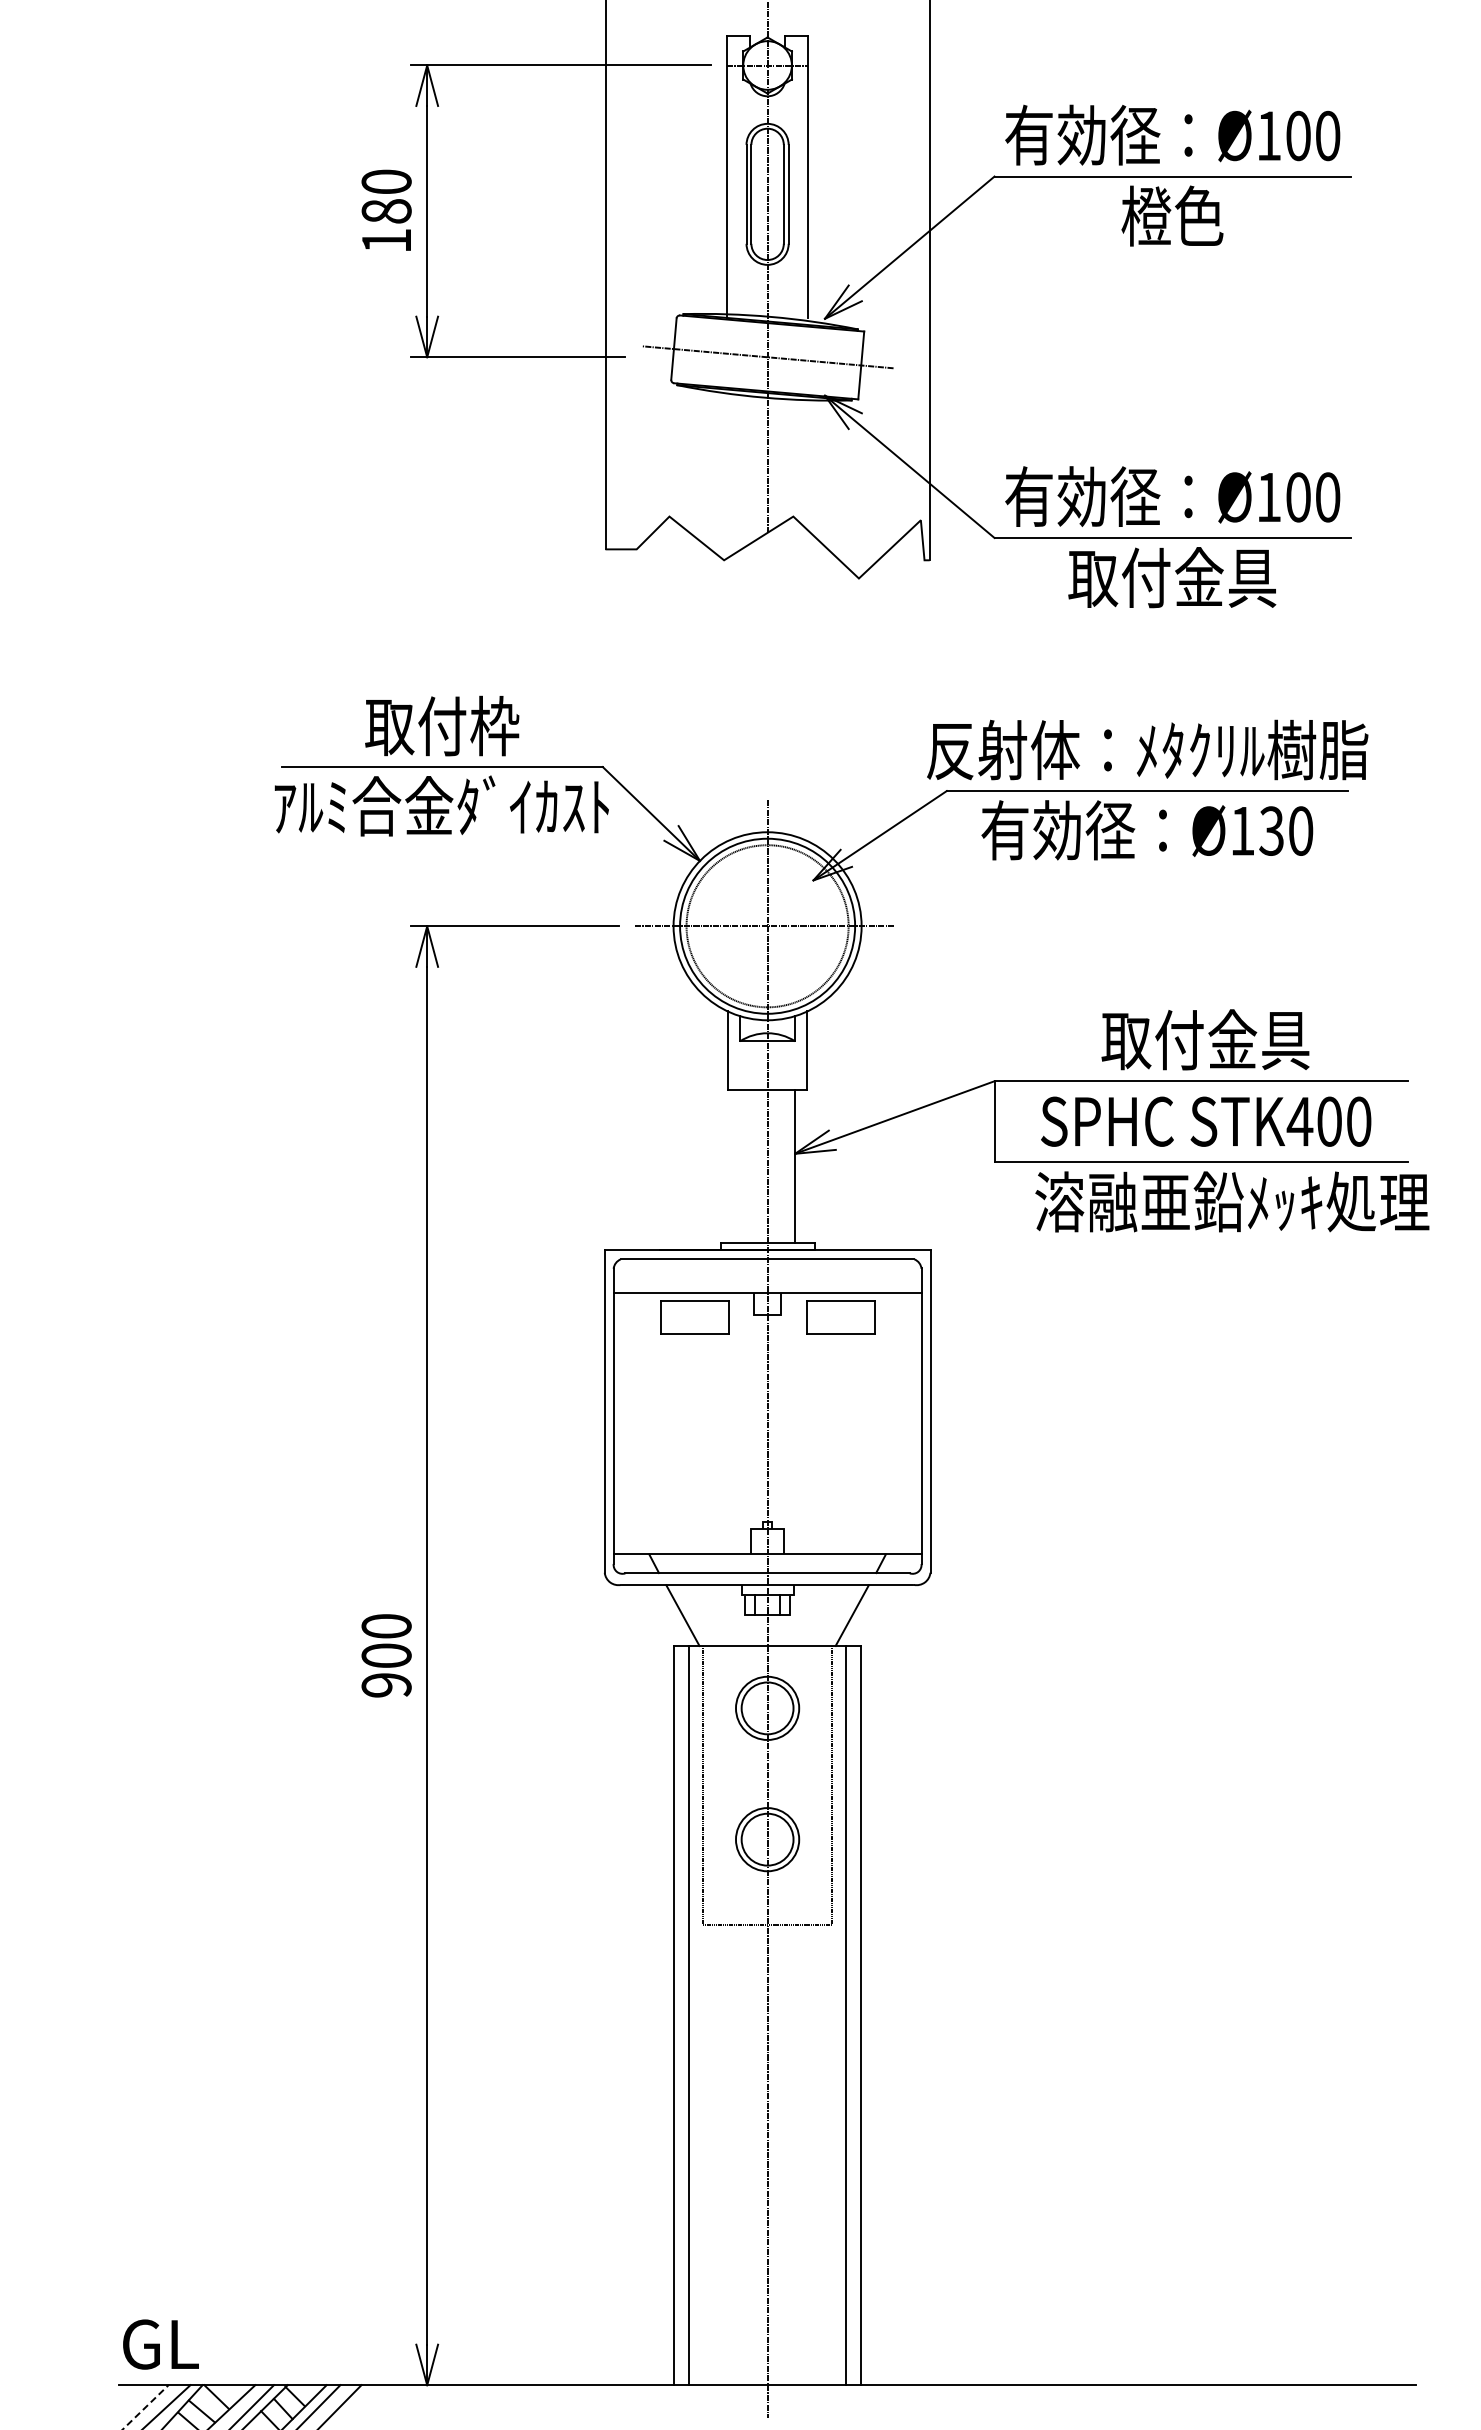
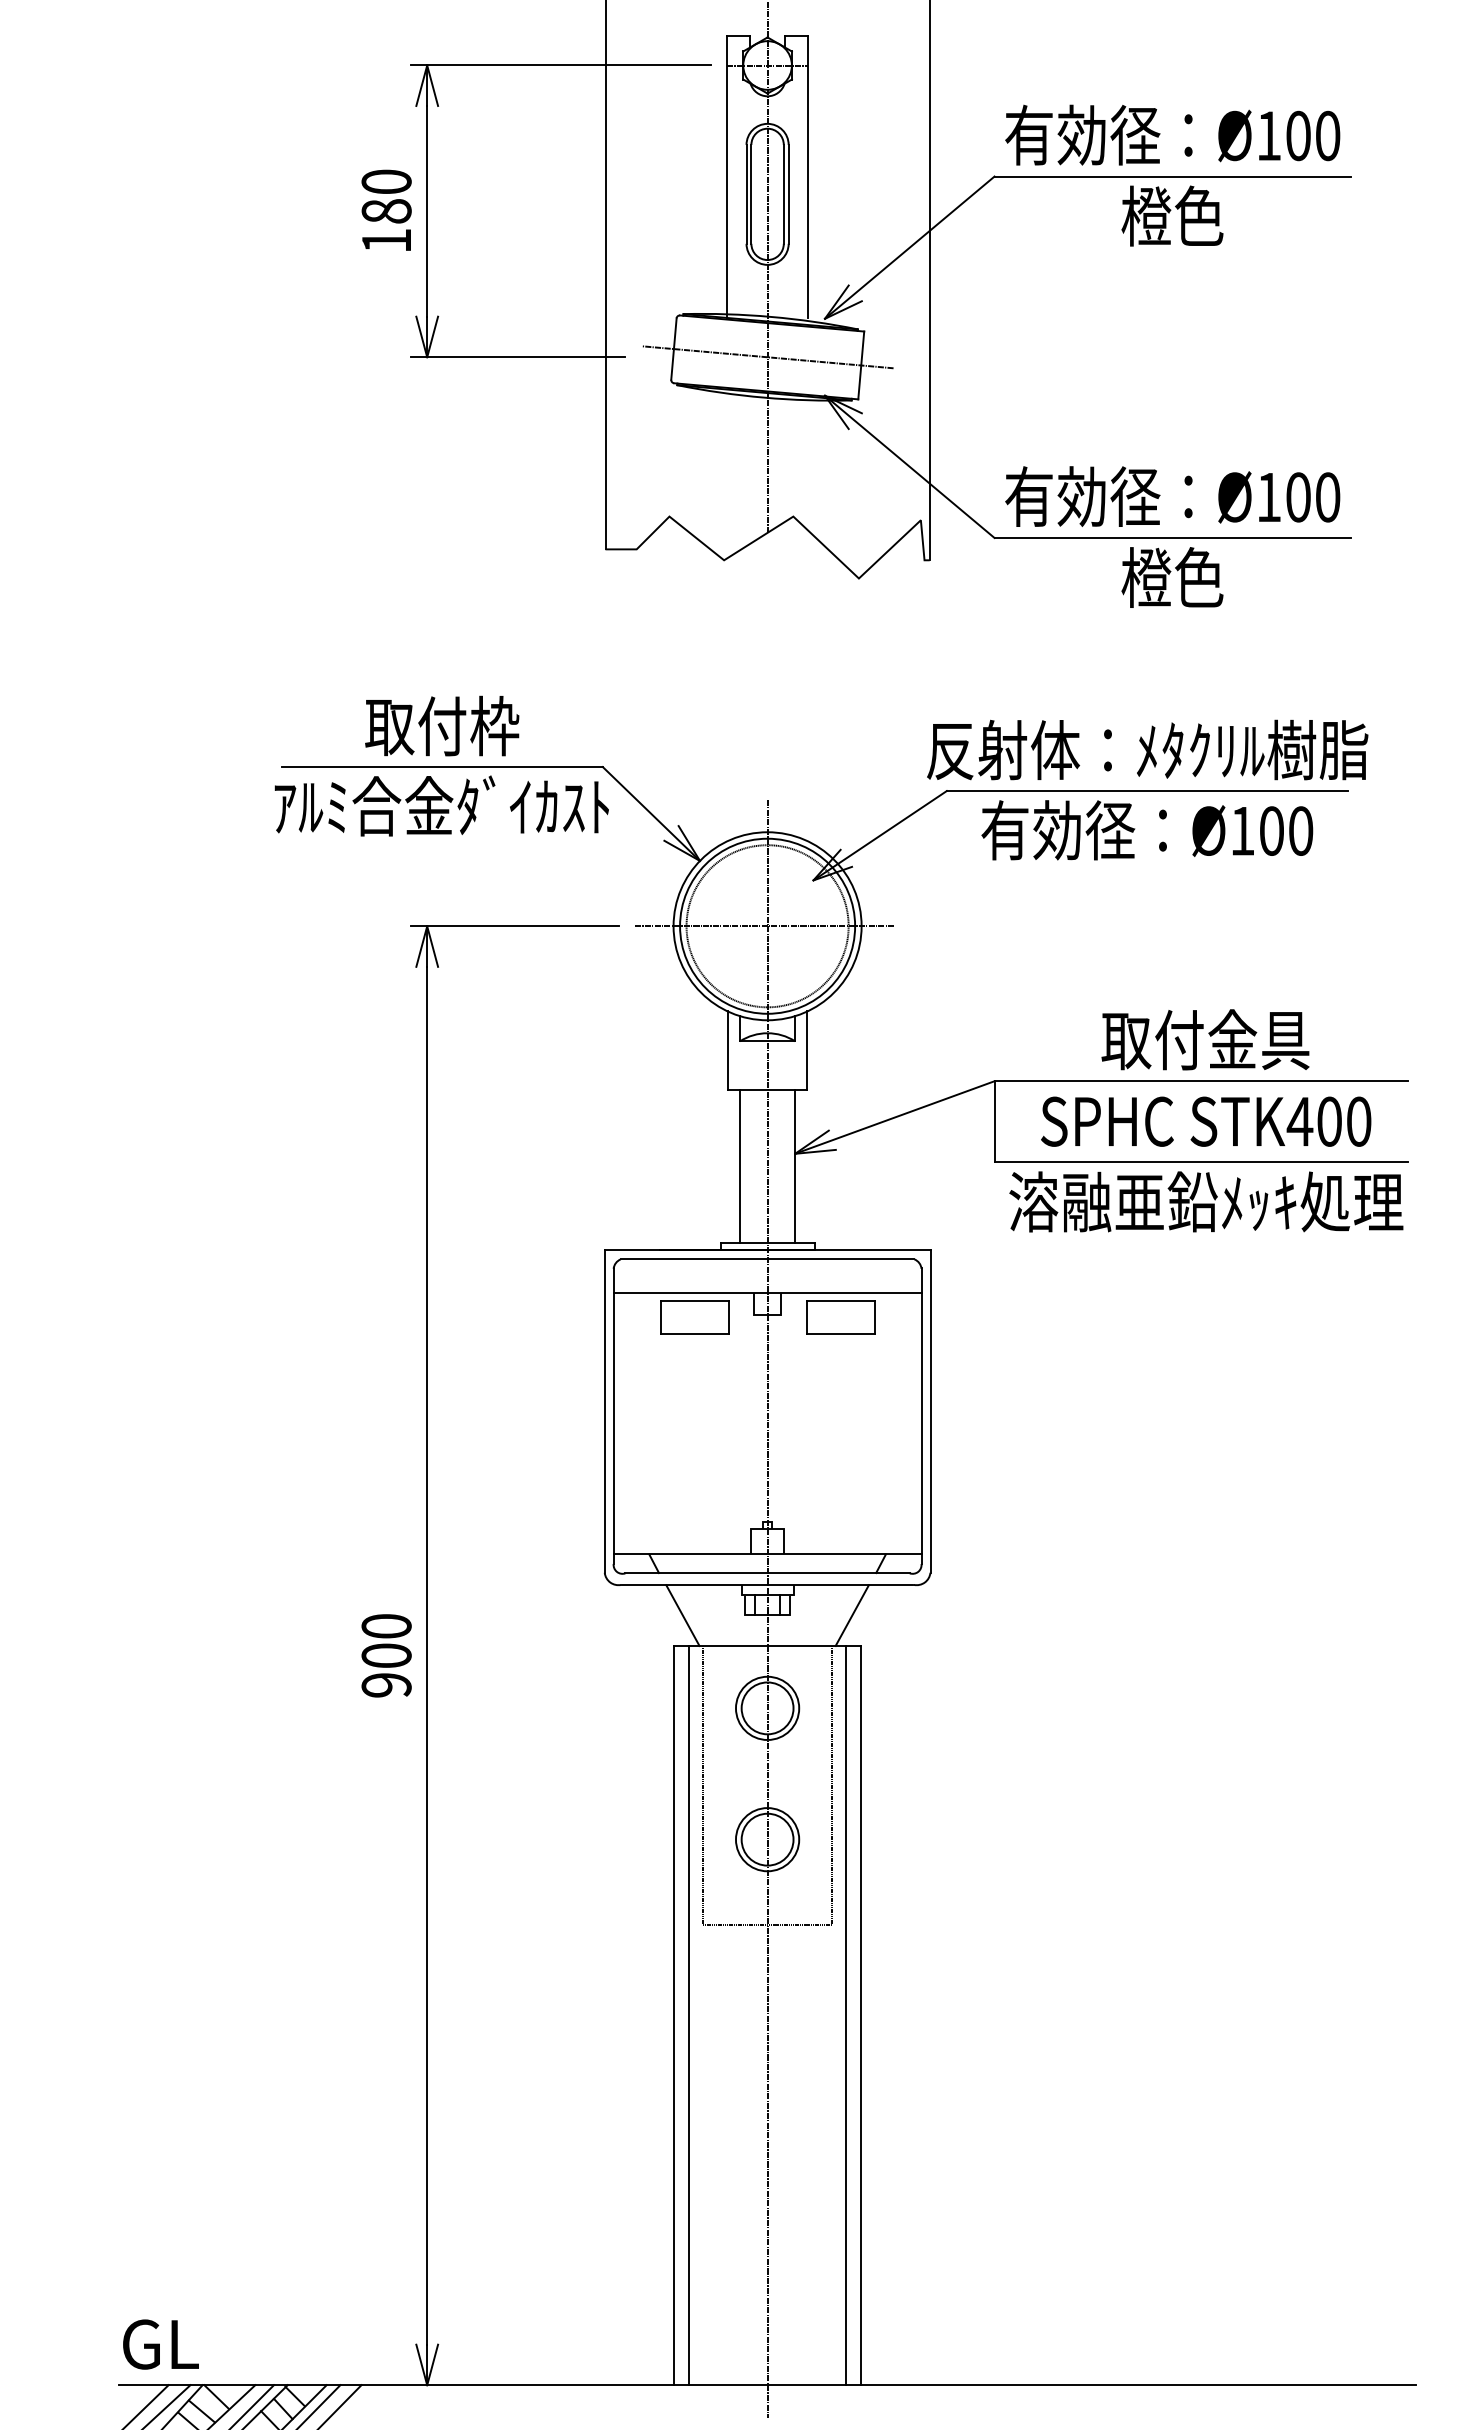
text: 取付金具 -> 橙色 (1172, 577)
text: Ø130 -> Ø100 (1271, 830)
line: none -> present (740, 1166)
text position: (1232, 1201) -> (1206, 1201) (1206, 1201)
line: dashed -> solid (145, 2407)
